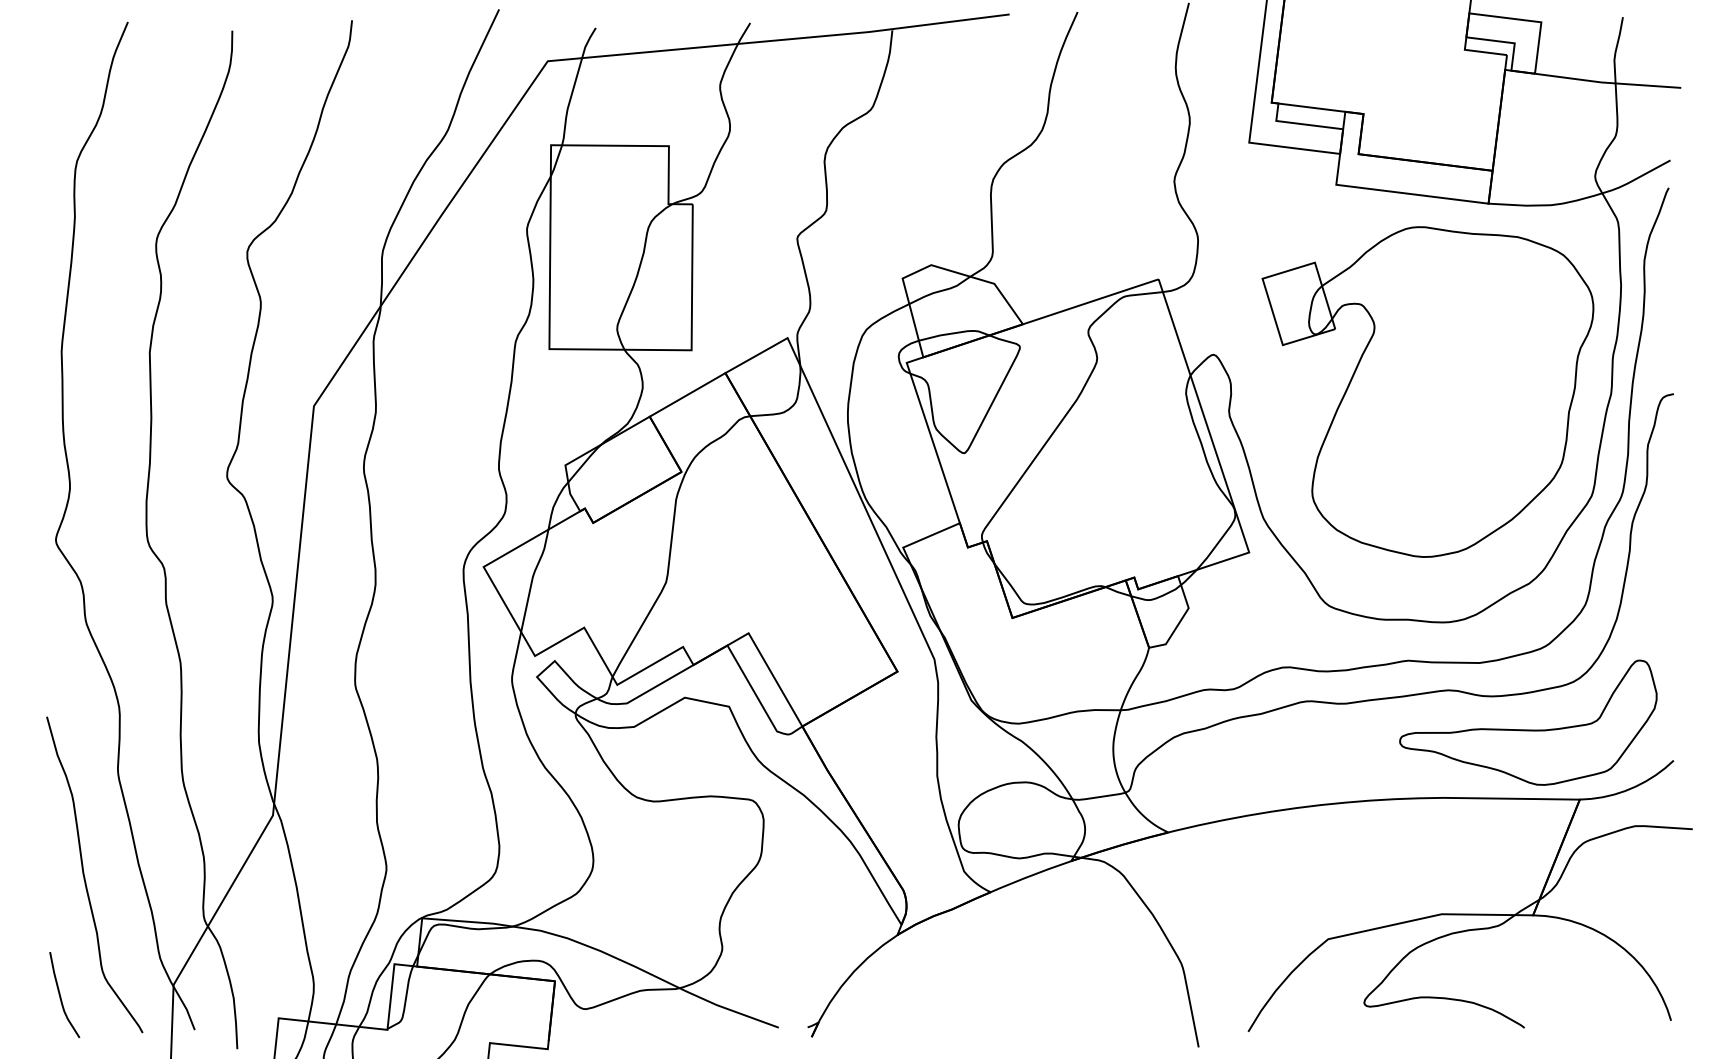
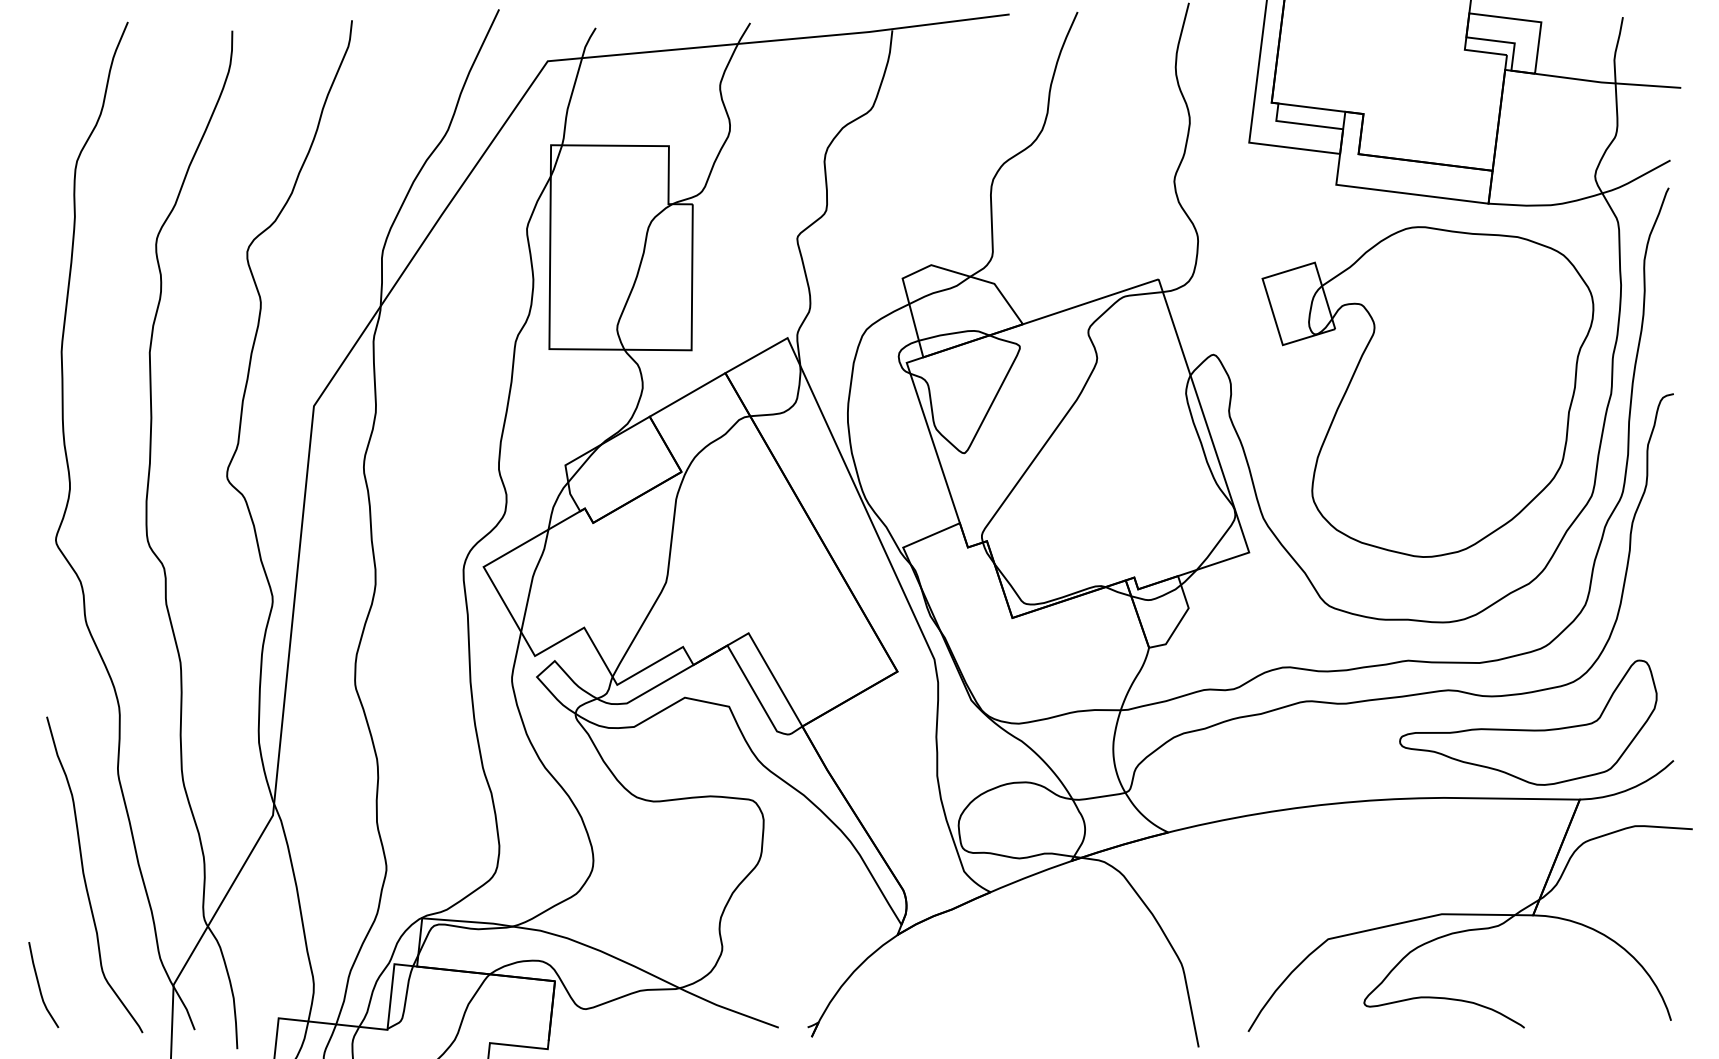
curve position: (61, 996) -> (40, 986) (40, 986)
